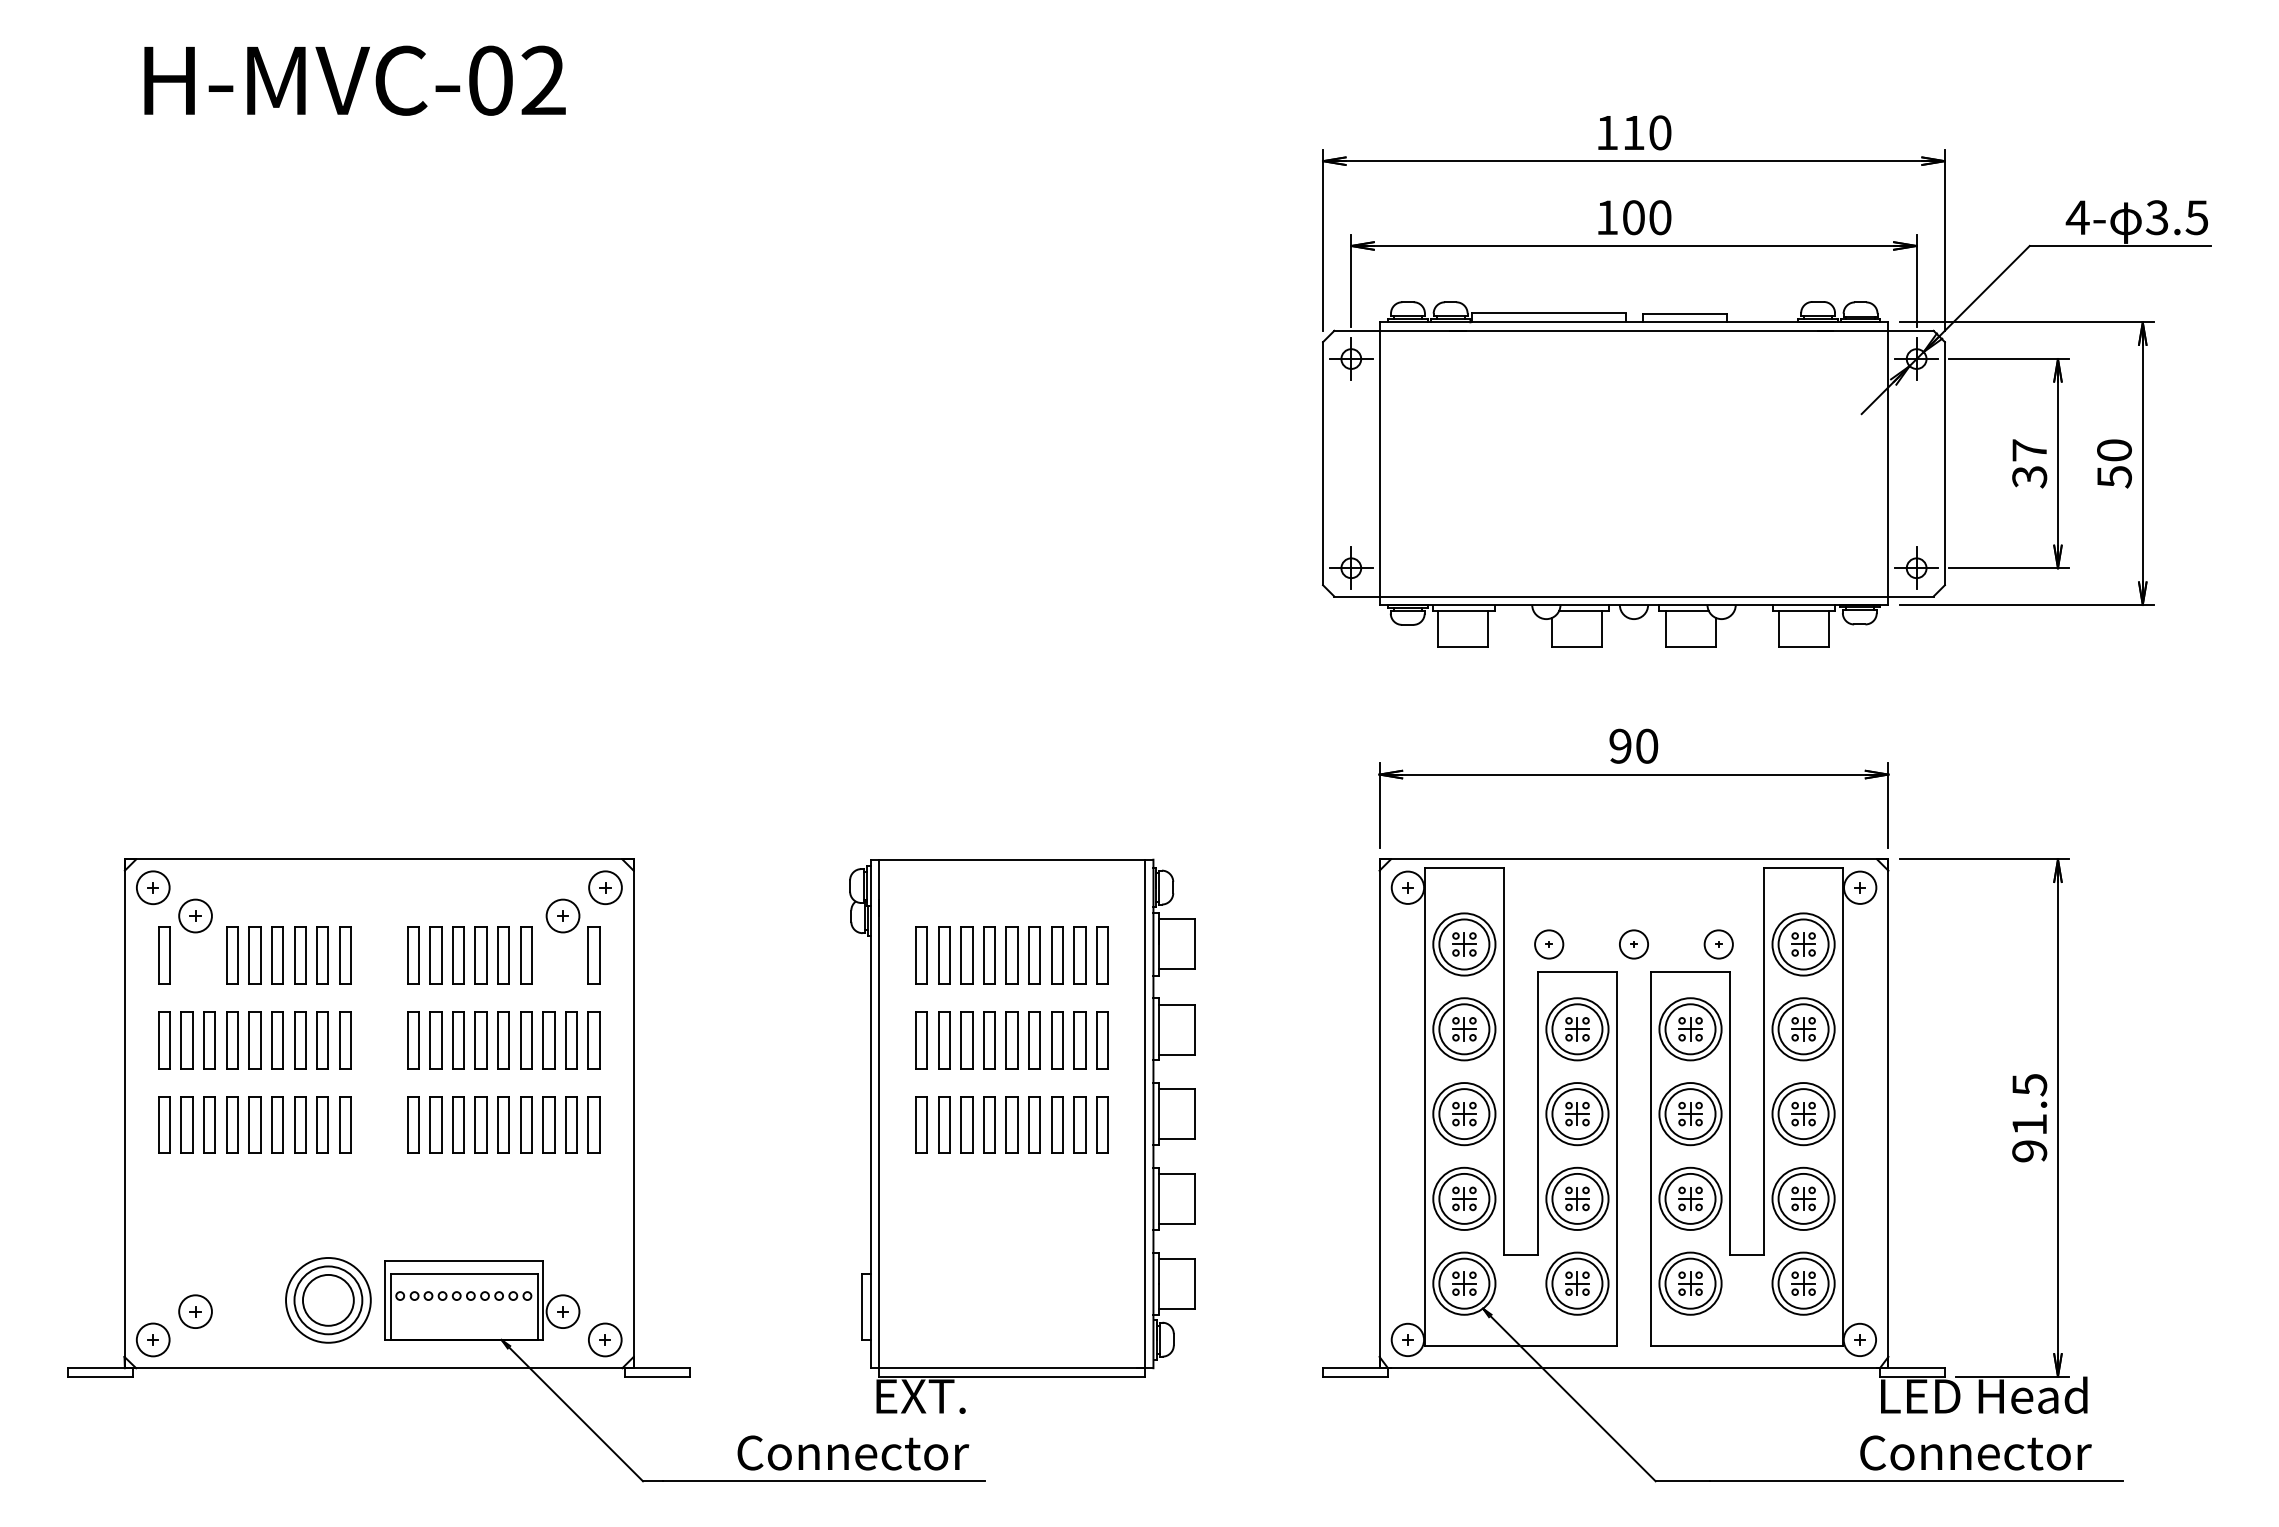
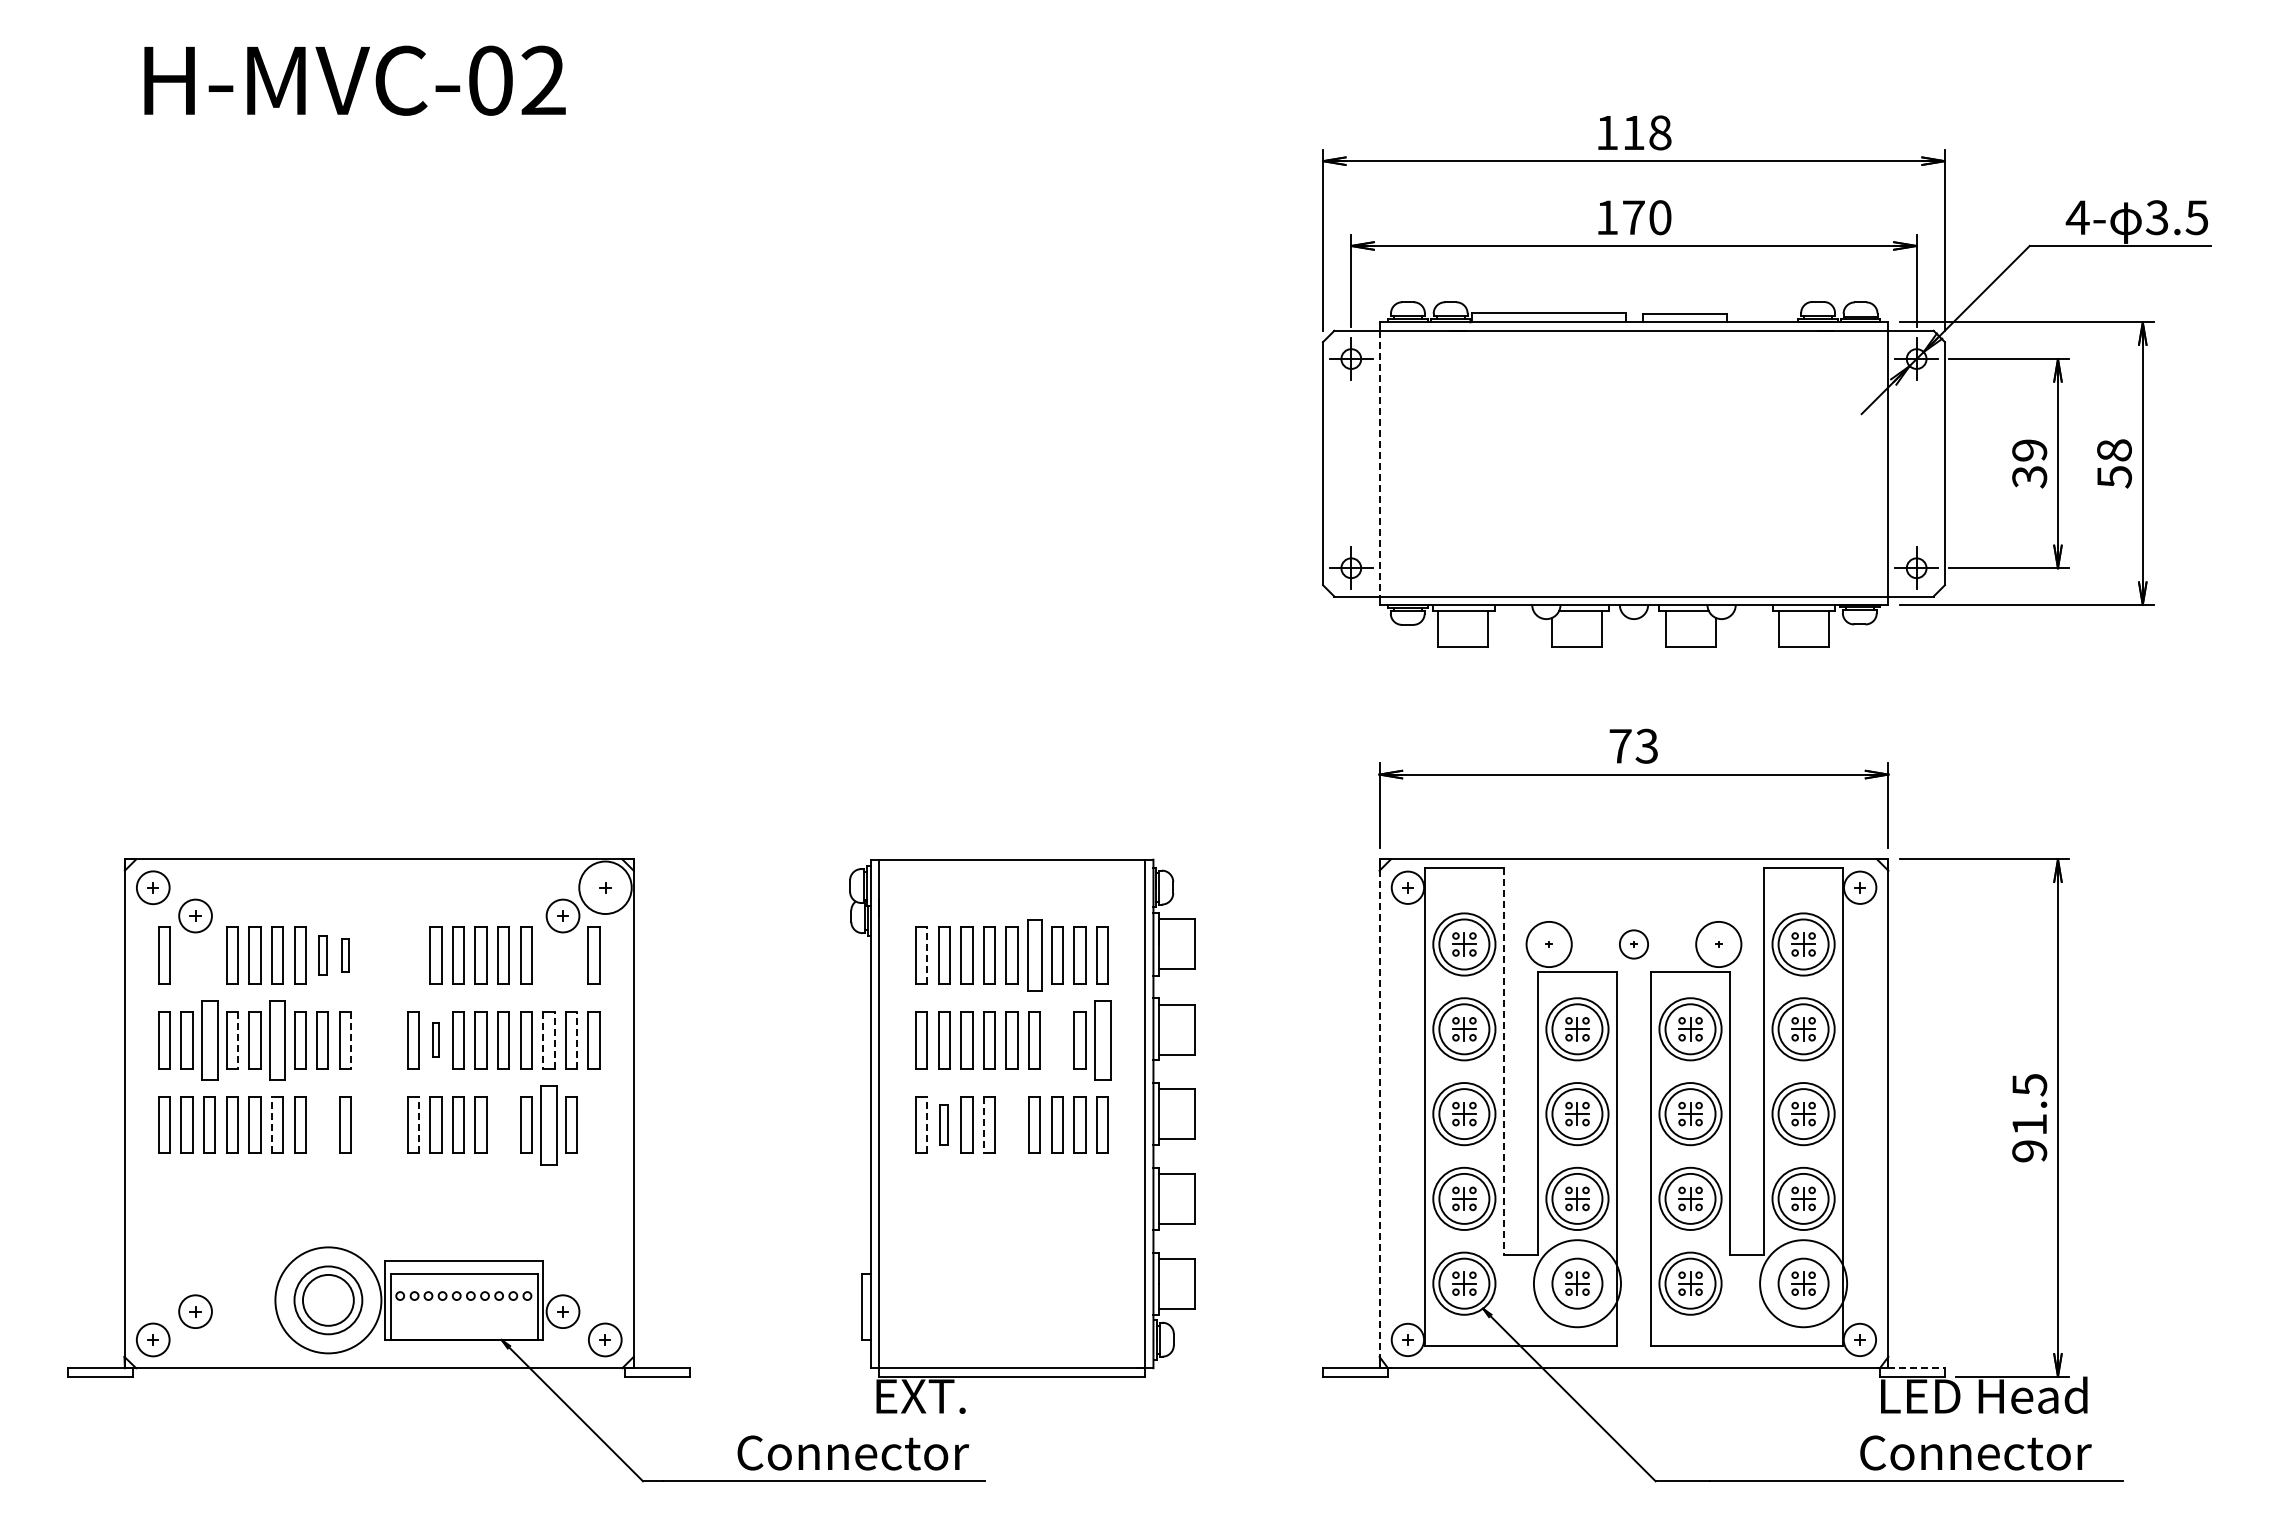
text: 110 -> 118 (1660, 132)
text: 100 -> 170 (1633, 217)
text: 37 -> 39 (2029, 450)
text: 50 -> 58 (2114, 450)
line: solid -> dashed (1379, 463)
text: 90 -> 73 (1633, 745)
circle diameter: 33 px -> 52 px (605, 887)
circle diameter: 28 px -> 45 px (1548, 944)
circle diameter: 28 px -> 45 px (1718, 944)
part size: 13x59 px -> 10x41 px (322, 955)
part size: 13x59 px -> 9x35 px (345, 955)
part: present -> none (413, 955)
line: solid -> dashed (927, 955)
part size: 13x59 px -> 16x73 px (1034, 955)
line: solid -> dashed (554, 1039)
line: solid -> dashed (577, 1039)
part size: 13x59 px -> 18x81 px (209, 1040)
line: solid -> dashed (237, 1040)
part size: 13x59 px -> 17x81 px (277, 1040)
line: solid -> dashed (351, 1040)
part size: 14x59 px -> 8x36 px (435, 1039)
line: solid -> dashed (543, 1040)
part: present -> none (1057, 1040)
part size: 13x59 px -> 18x81 px (1102, 1040)
line: solid -> dashed (1503, 1061)
line: solid -> dashed (1379, 1114)
line: solid -> dashed (271, 1124)
part: present -> none (322, 1124)
line: solid -> dashed (418, 1124)
part: present -> none (503, 1124)
part size: 14x58 px -> 18x81 px (548, 1125)
part: present -> none (593, 1124)
line: solid -> dashed (927, 1124)
part size: 13x58 px -> 10x42 px (943, 1124)
part: present -> none (1011, 1124)
line: solid -> dashed (983, 1125)
circle diameter: 62 px -> 87 px (1576, 1283)
circle diameter: 62 px -> 87 px (1803, 1283)
circle diameter: 85 px -> 106 px (328, 1300)
line: solid -> dashed (1917, 1368)
